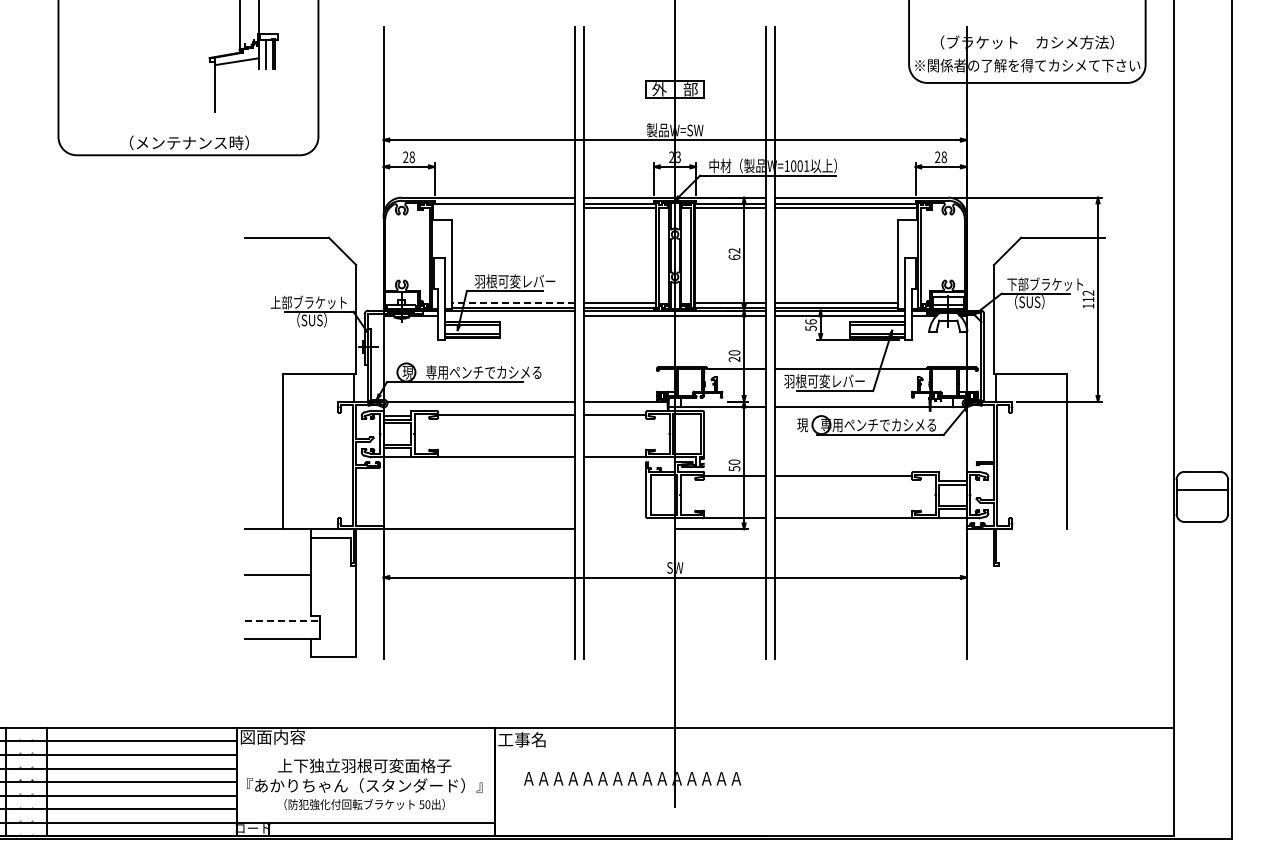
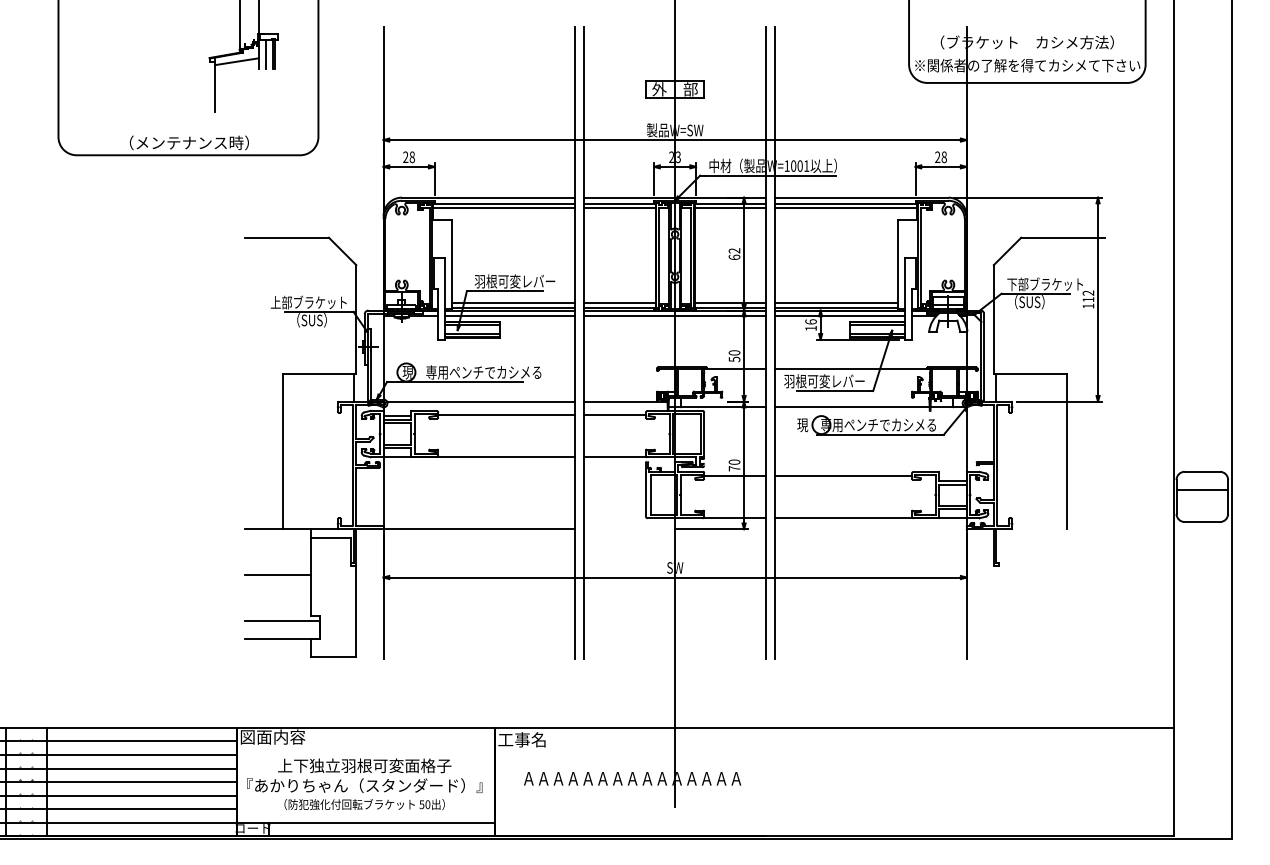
line: none -> present (503, 208)
line: dashed -> solid (513, 303)
line: none -> present (509, 316)
text: 56 -> 16 (810, 328)
text: 20 -> 50 (734, 359)
text: 50 -> 70 (734, 468)
line: dashed -> solid (282, 621)
